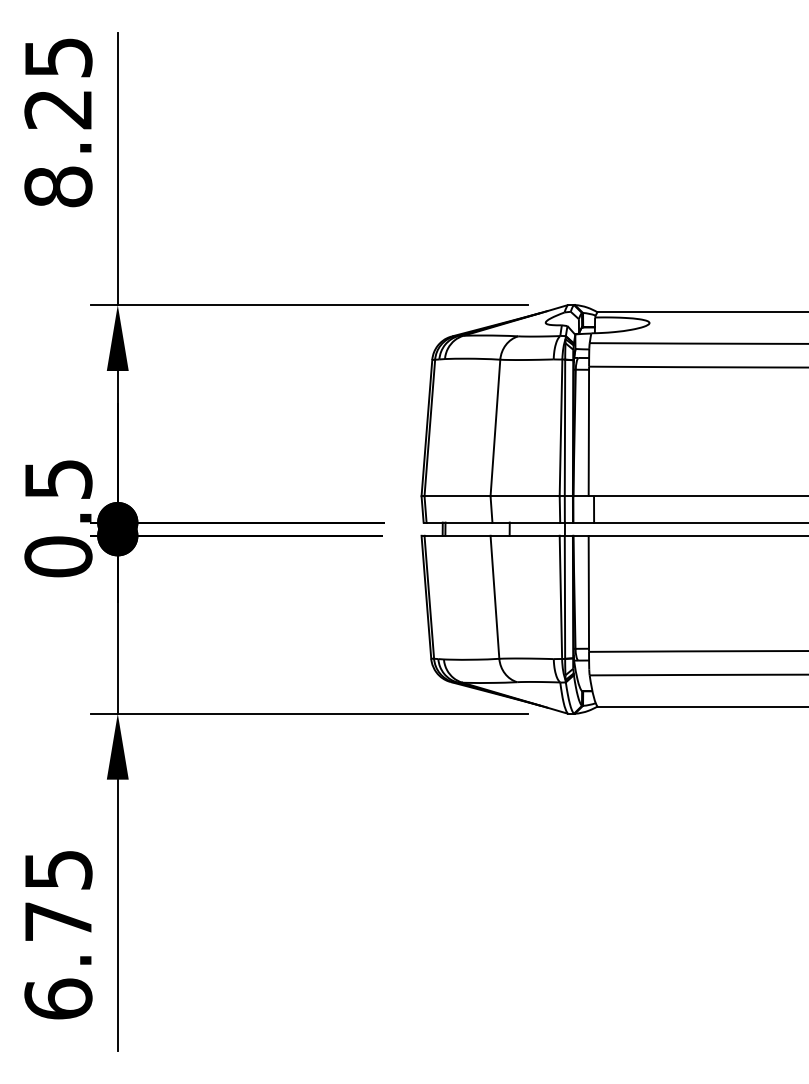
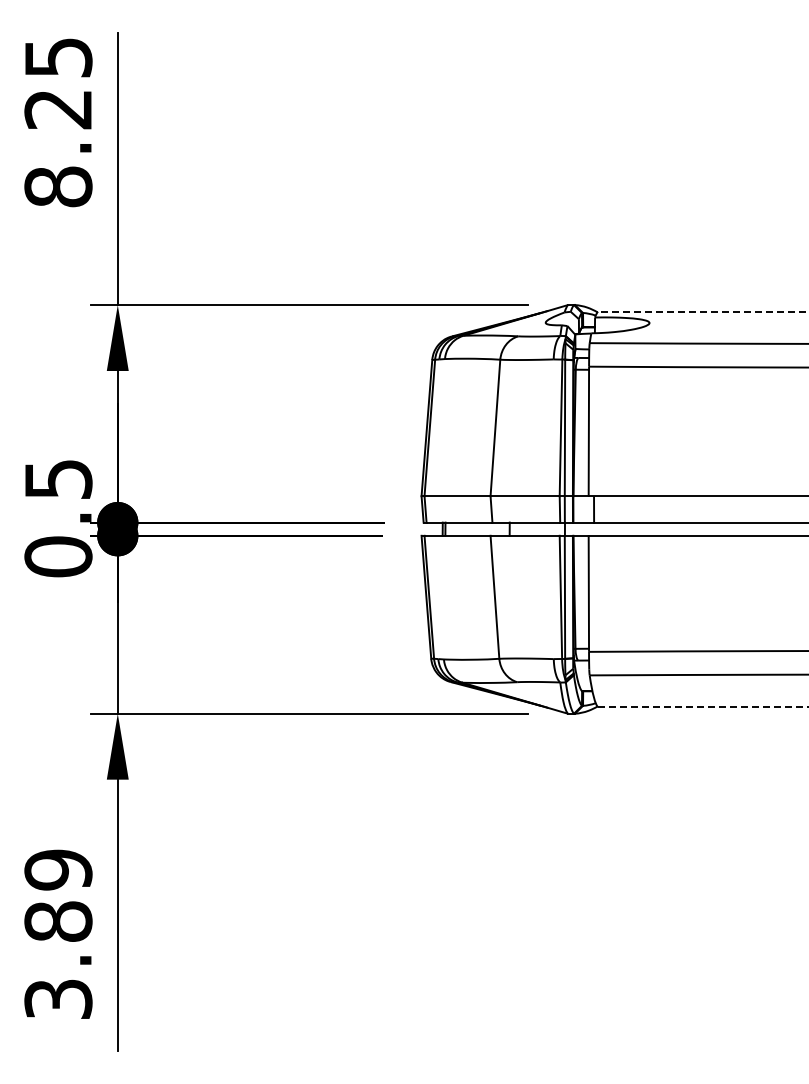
line: solid -> dashed (702, 311)
line: solid -> dashed (703, 707)
text: 6.75 -> 3.89 (58, 934)
